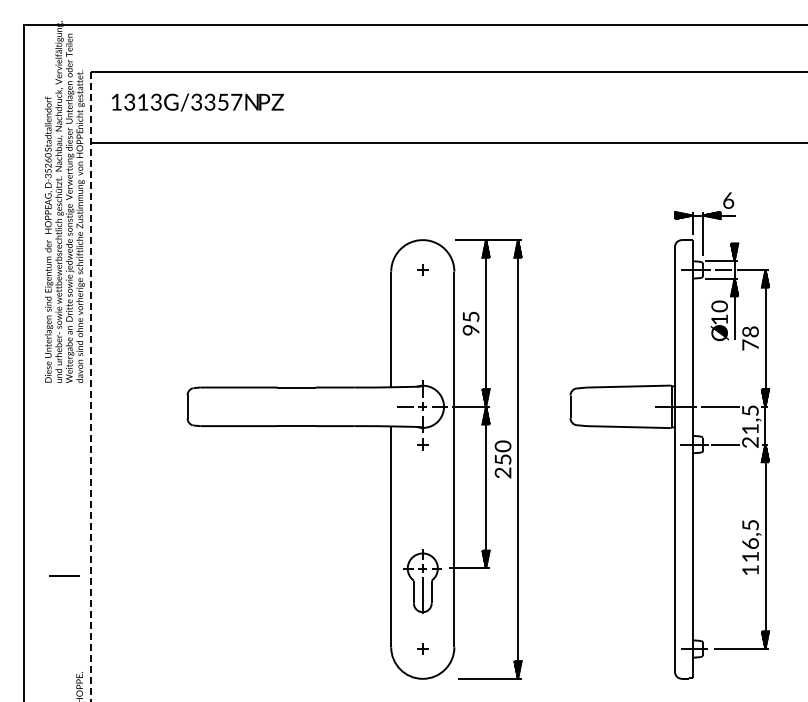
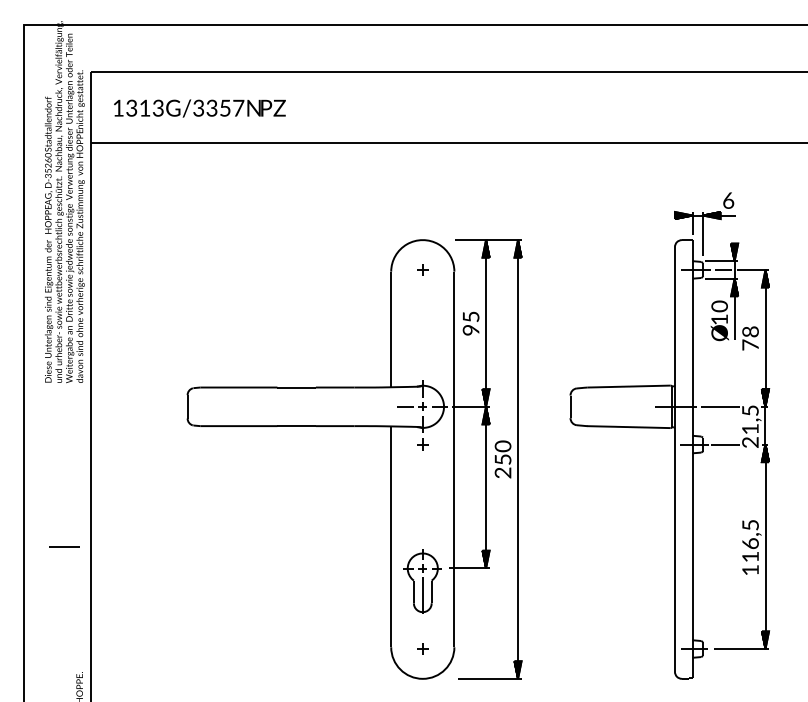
text position: (197, 102) -> (199, 108) (199, 108)
line: dashed -> solid (90, 387)
line position: (64, 575) -> (64, 546) (64, 546)
